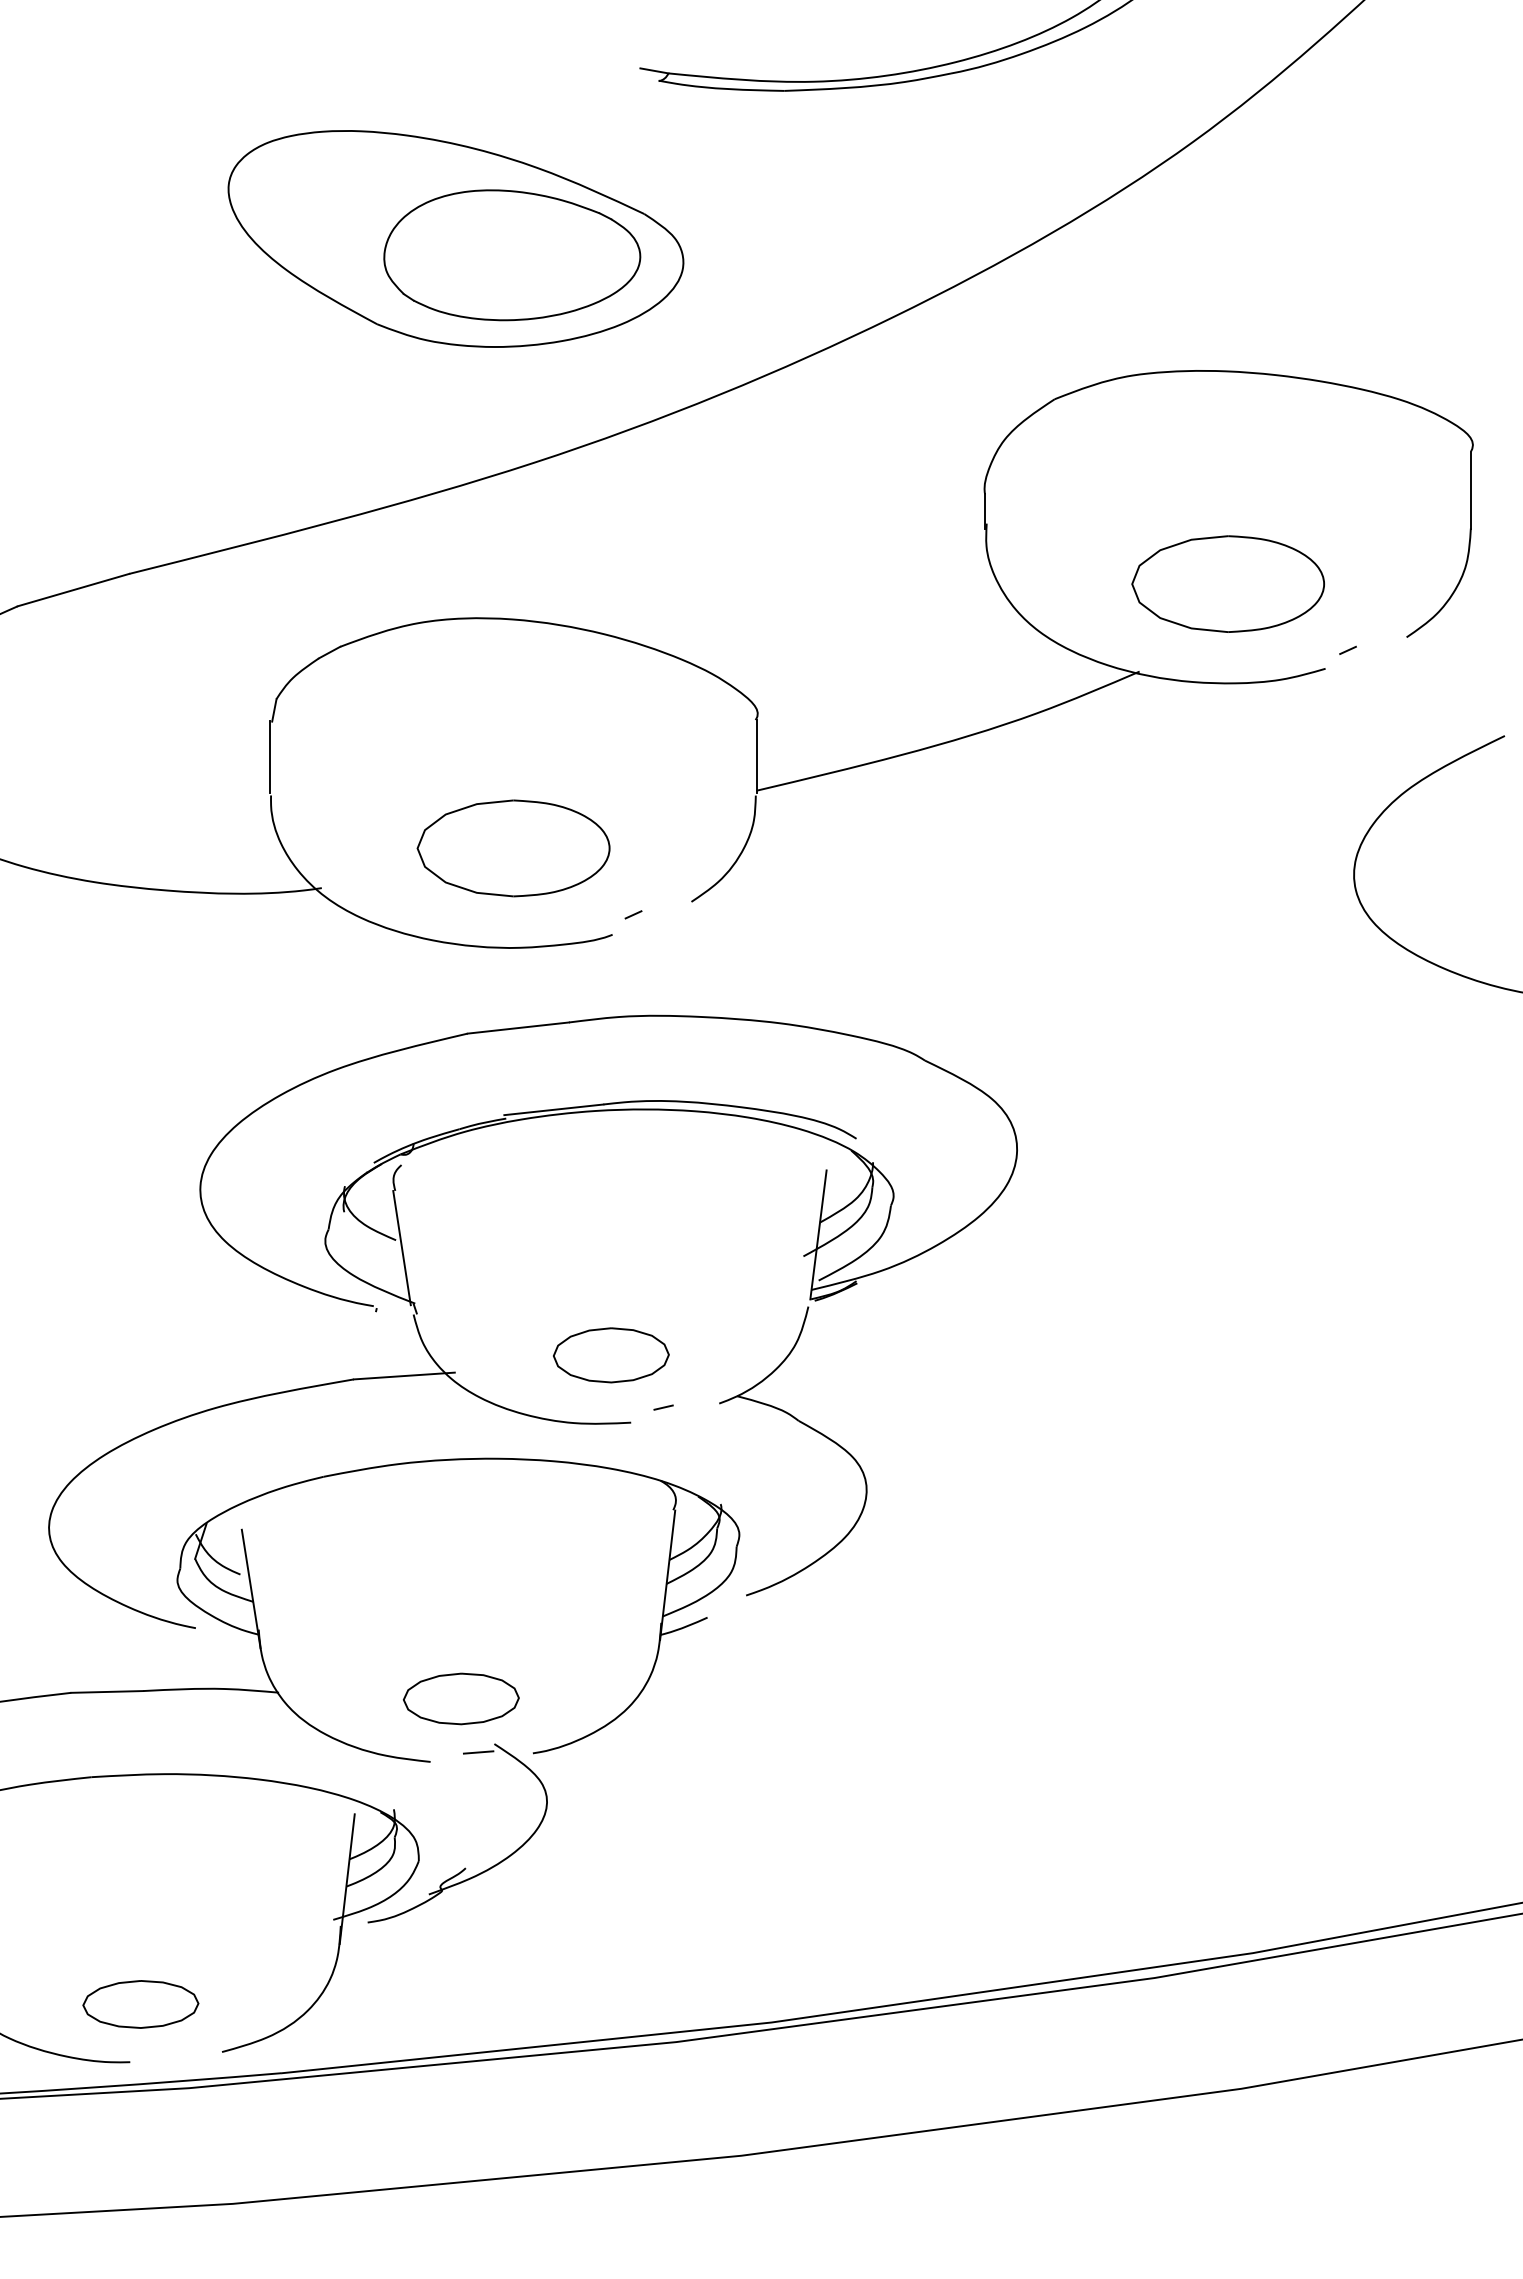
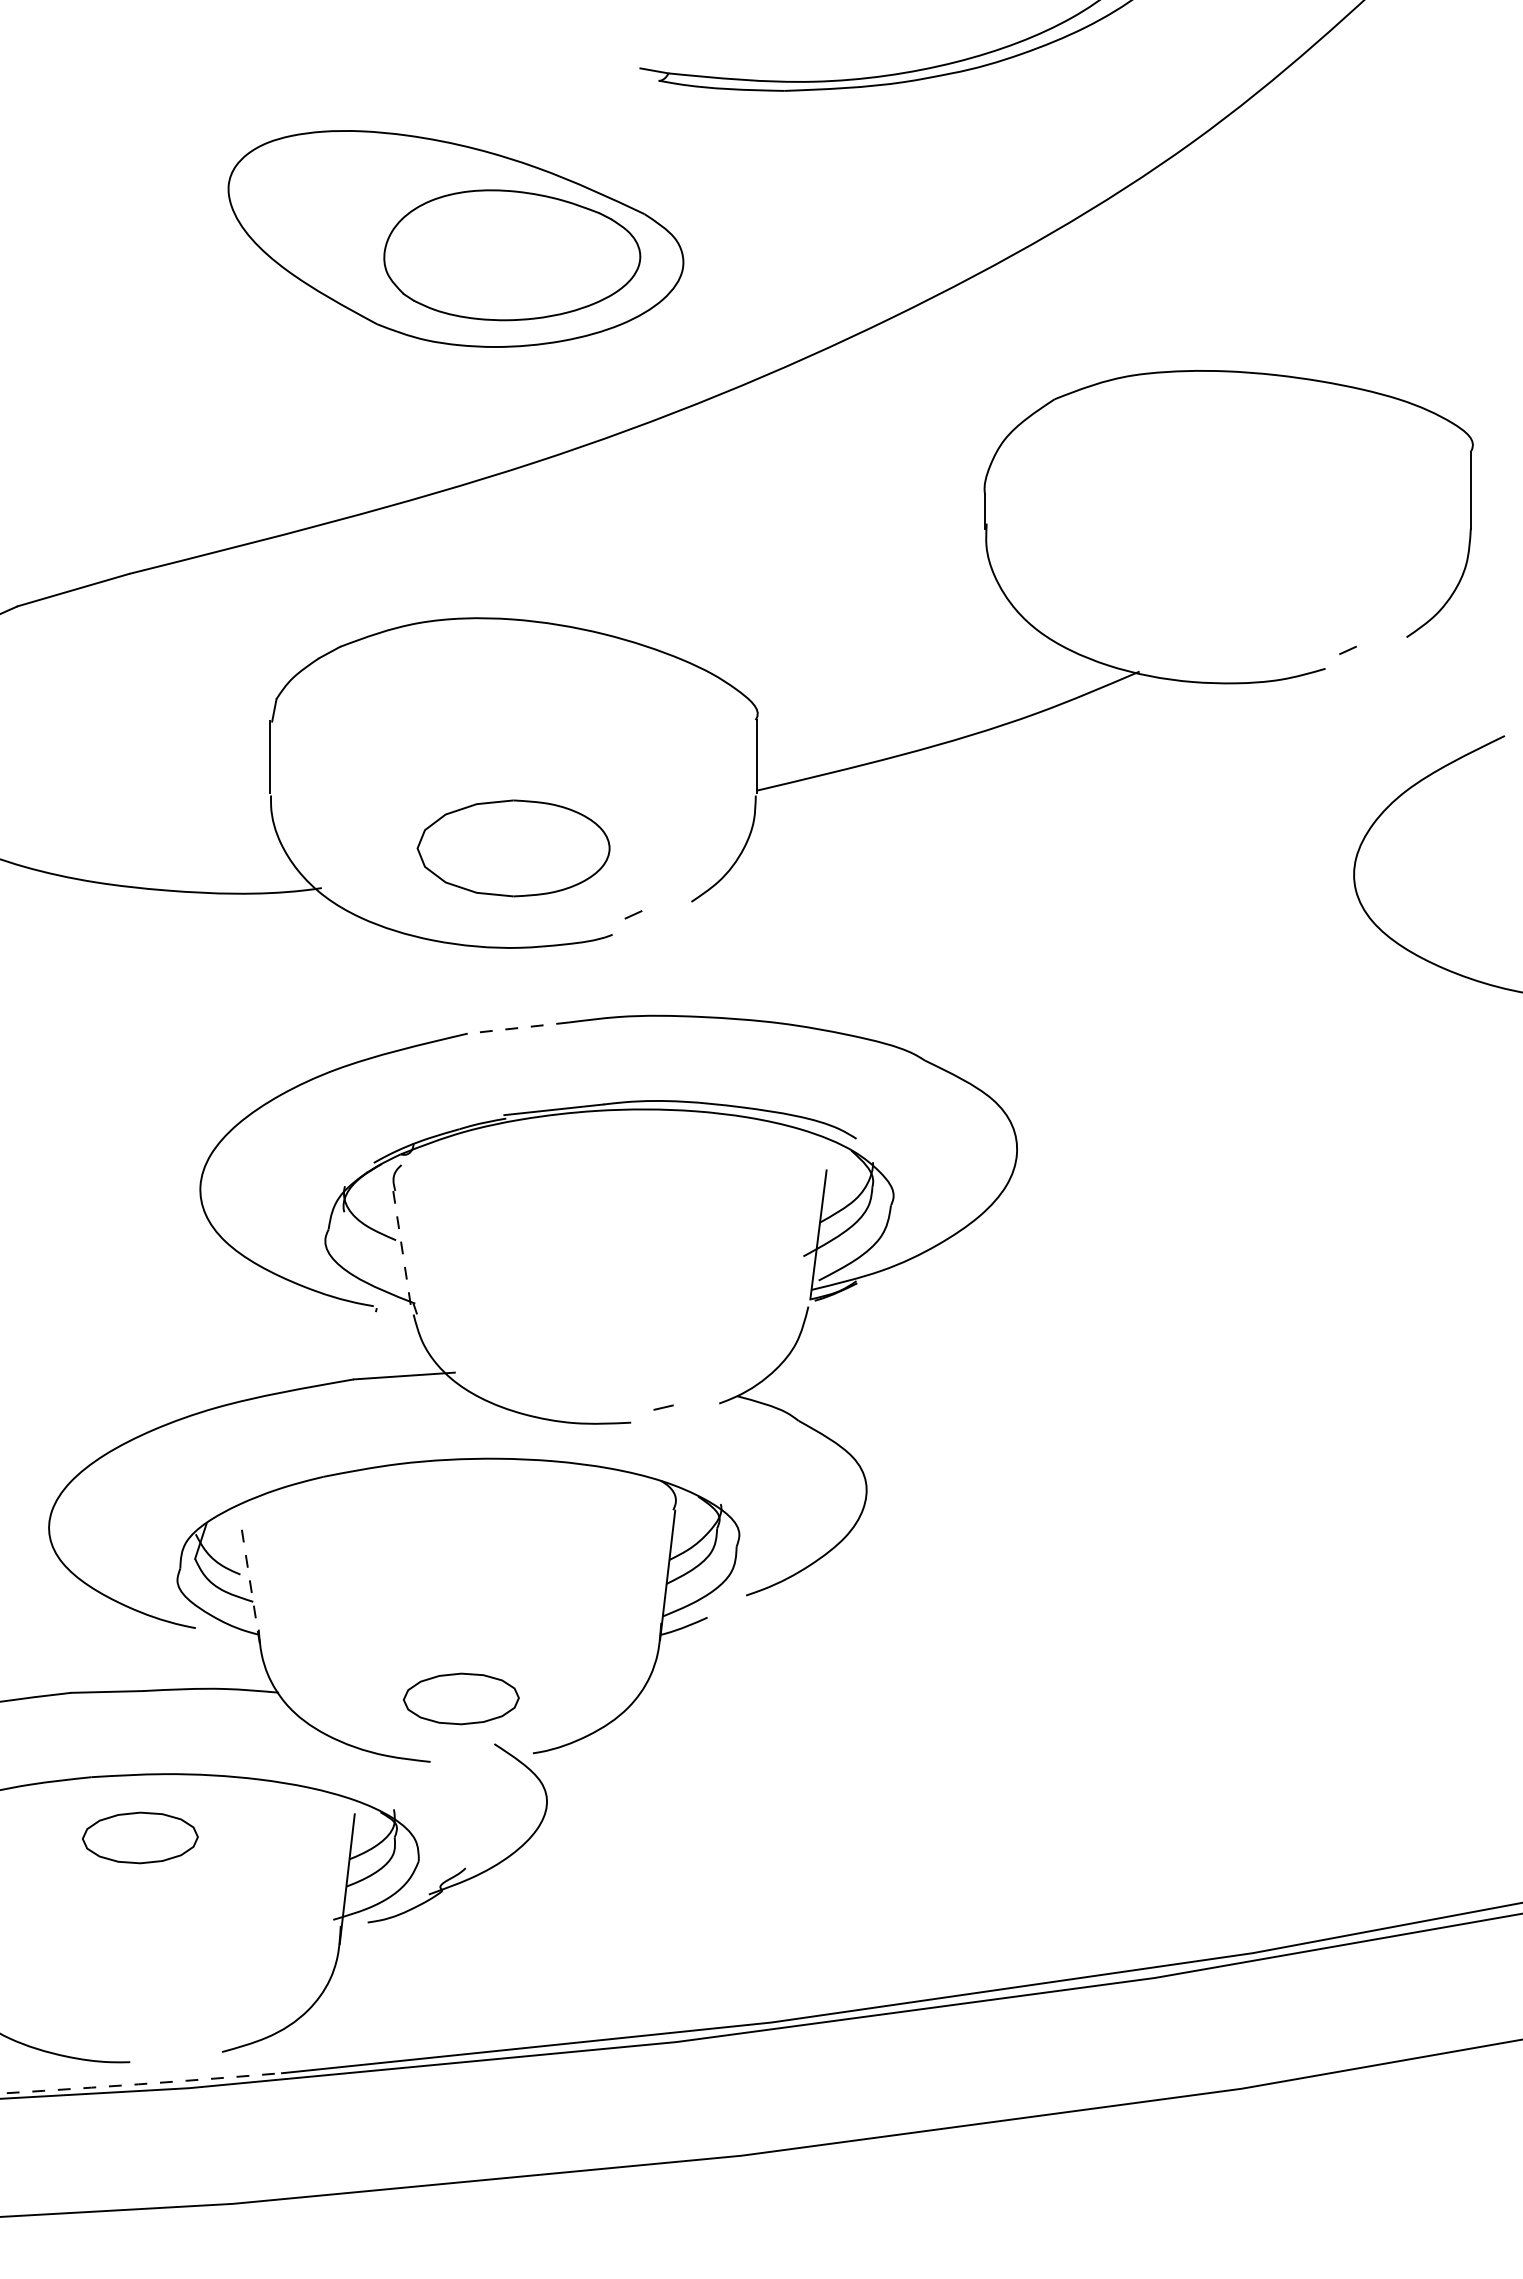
part: present -> none (1227, 583)
line: solid -> dashed (518, 1028)
line: solid -> dashed (402, 1248)
part: present -> none (611, 1355)
line: solid -> dashed (251, 1588)
line: present -> none (478, 1752)
part: none -> present (139, 1837)
part: present -> none (140, 2004)
arc: solid -> dashed (140, 2084)
